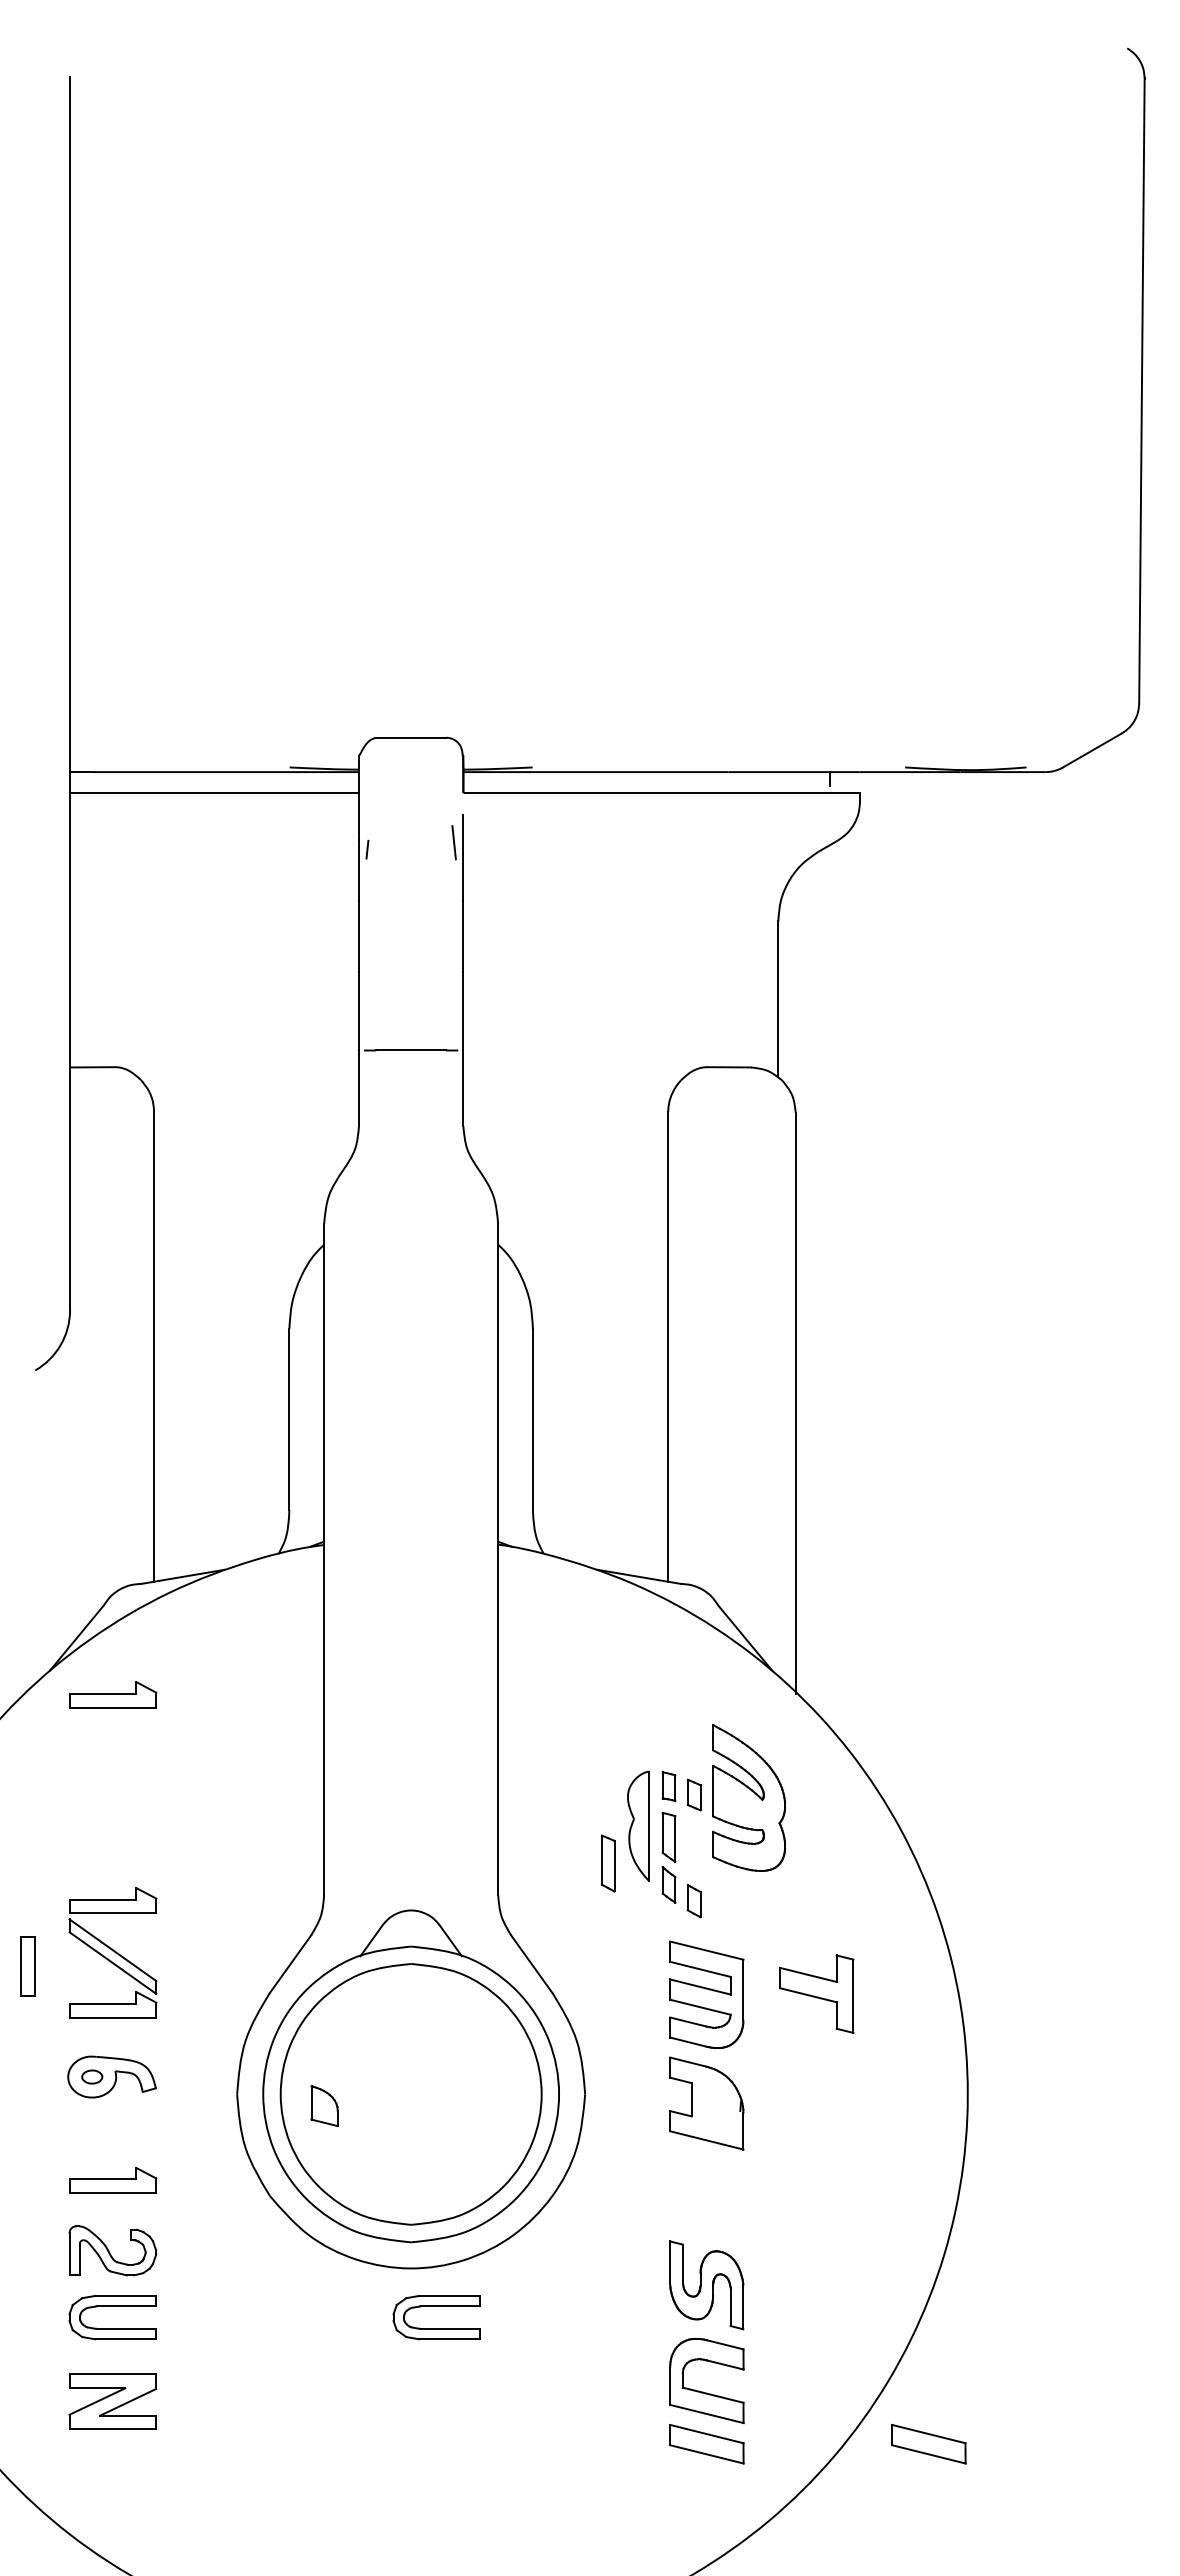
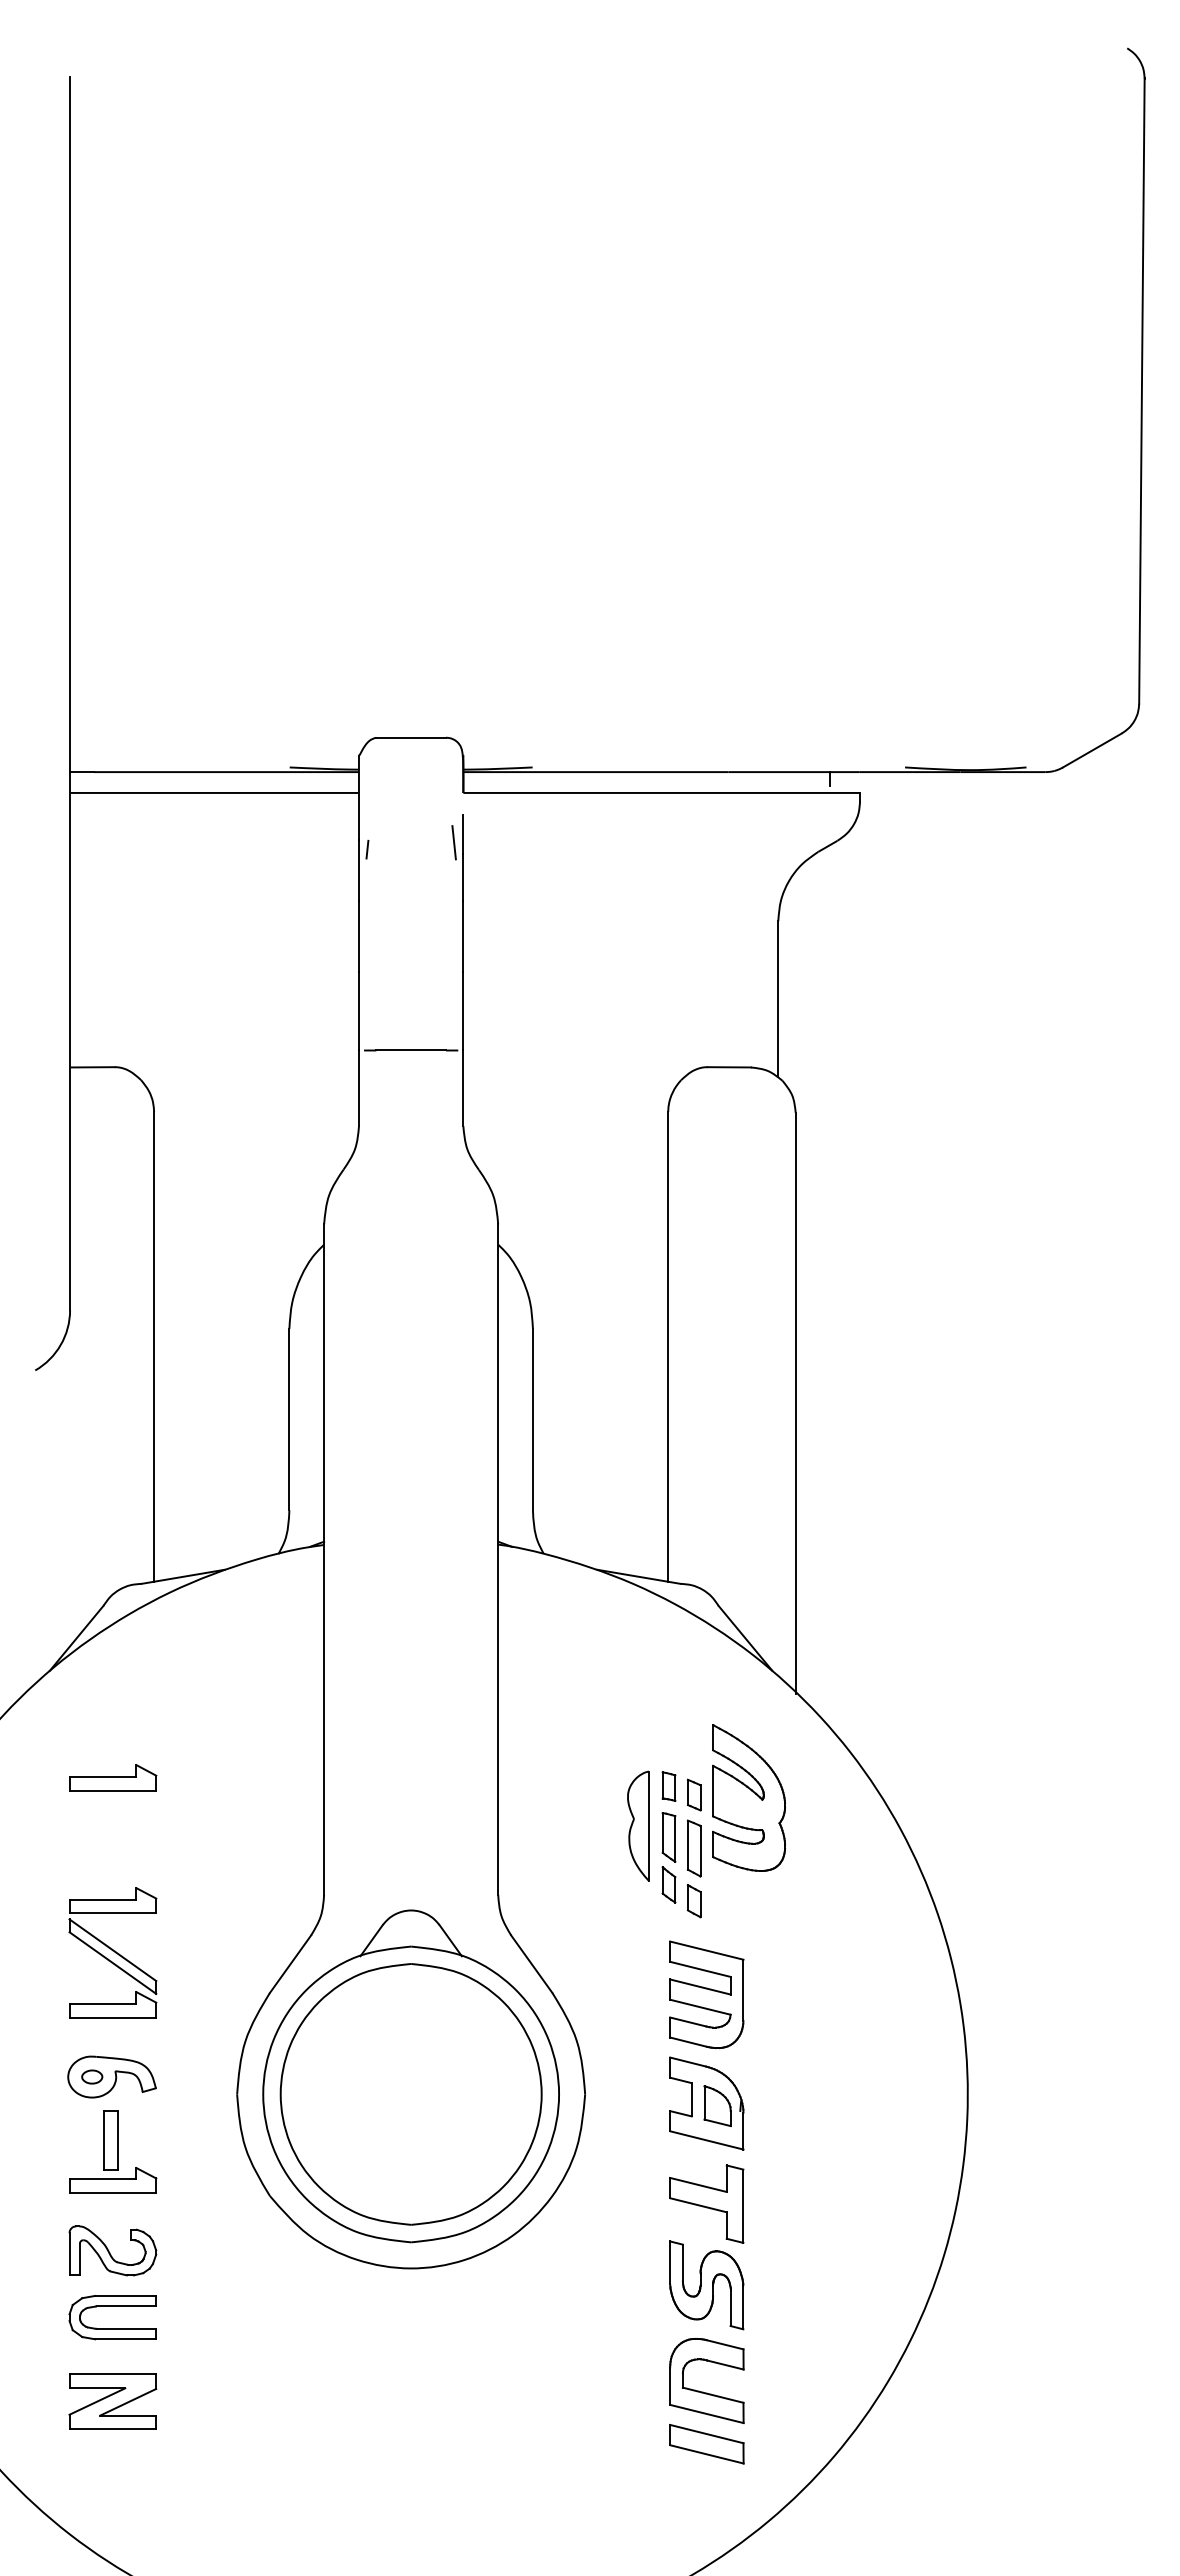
part position: (113, 1694) -> (113, 1777) (113, 1777)
part position: (608, 1863) -> (694, 1848) (694, 1848)
part position: (27, 1966) -> (110, 2140) (110, 2140)
part position: (816, 1993) -> (706, 2203) (706, 2203)
part position: (324, 2105) -> (717, 2105) (717, 2105)
part: present -> none (436, 2306)
part: present -> none (928, 2444)
